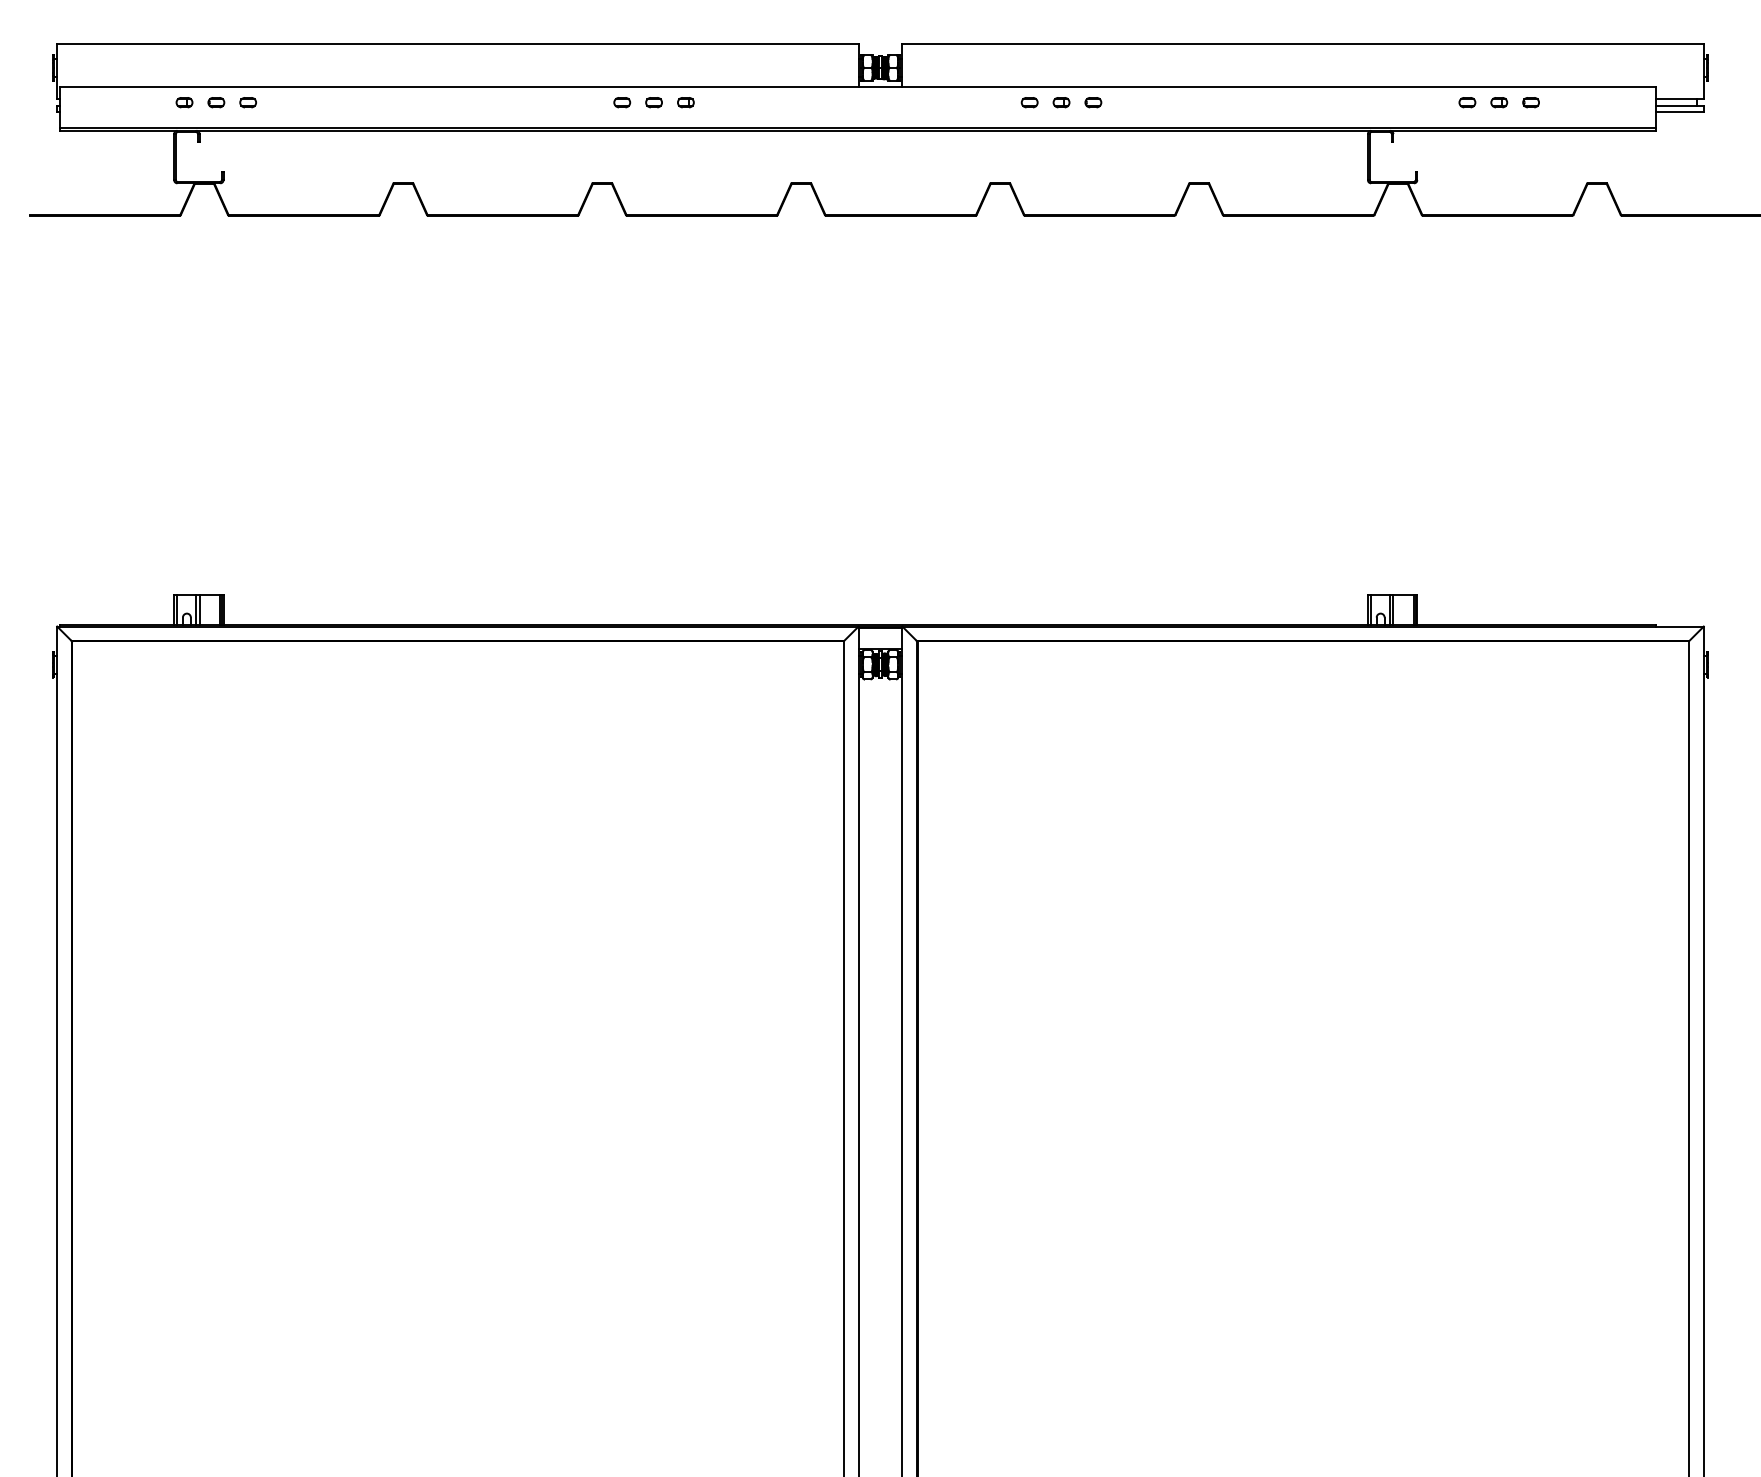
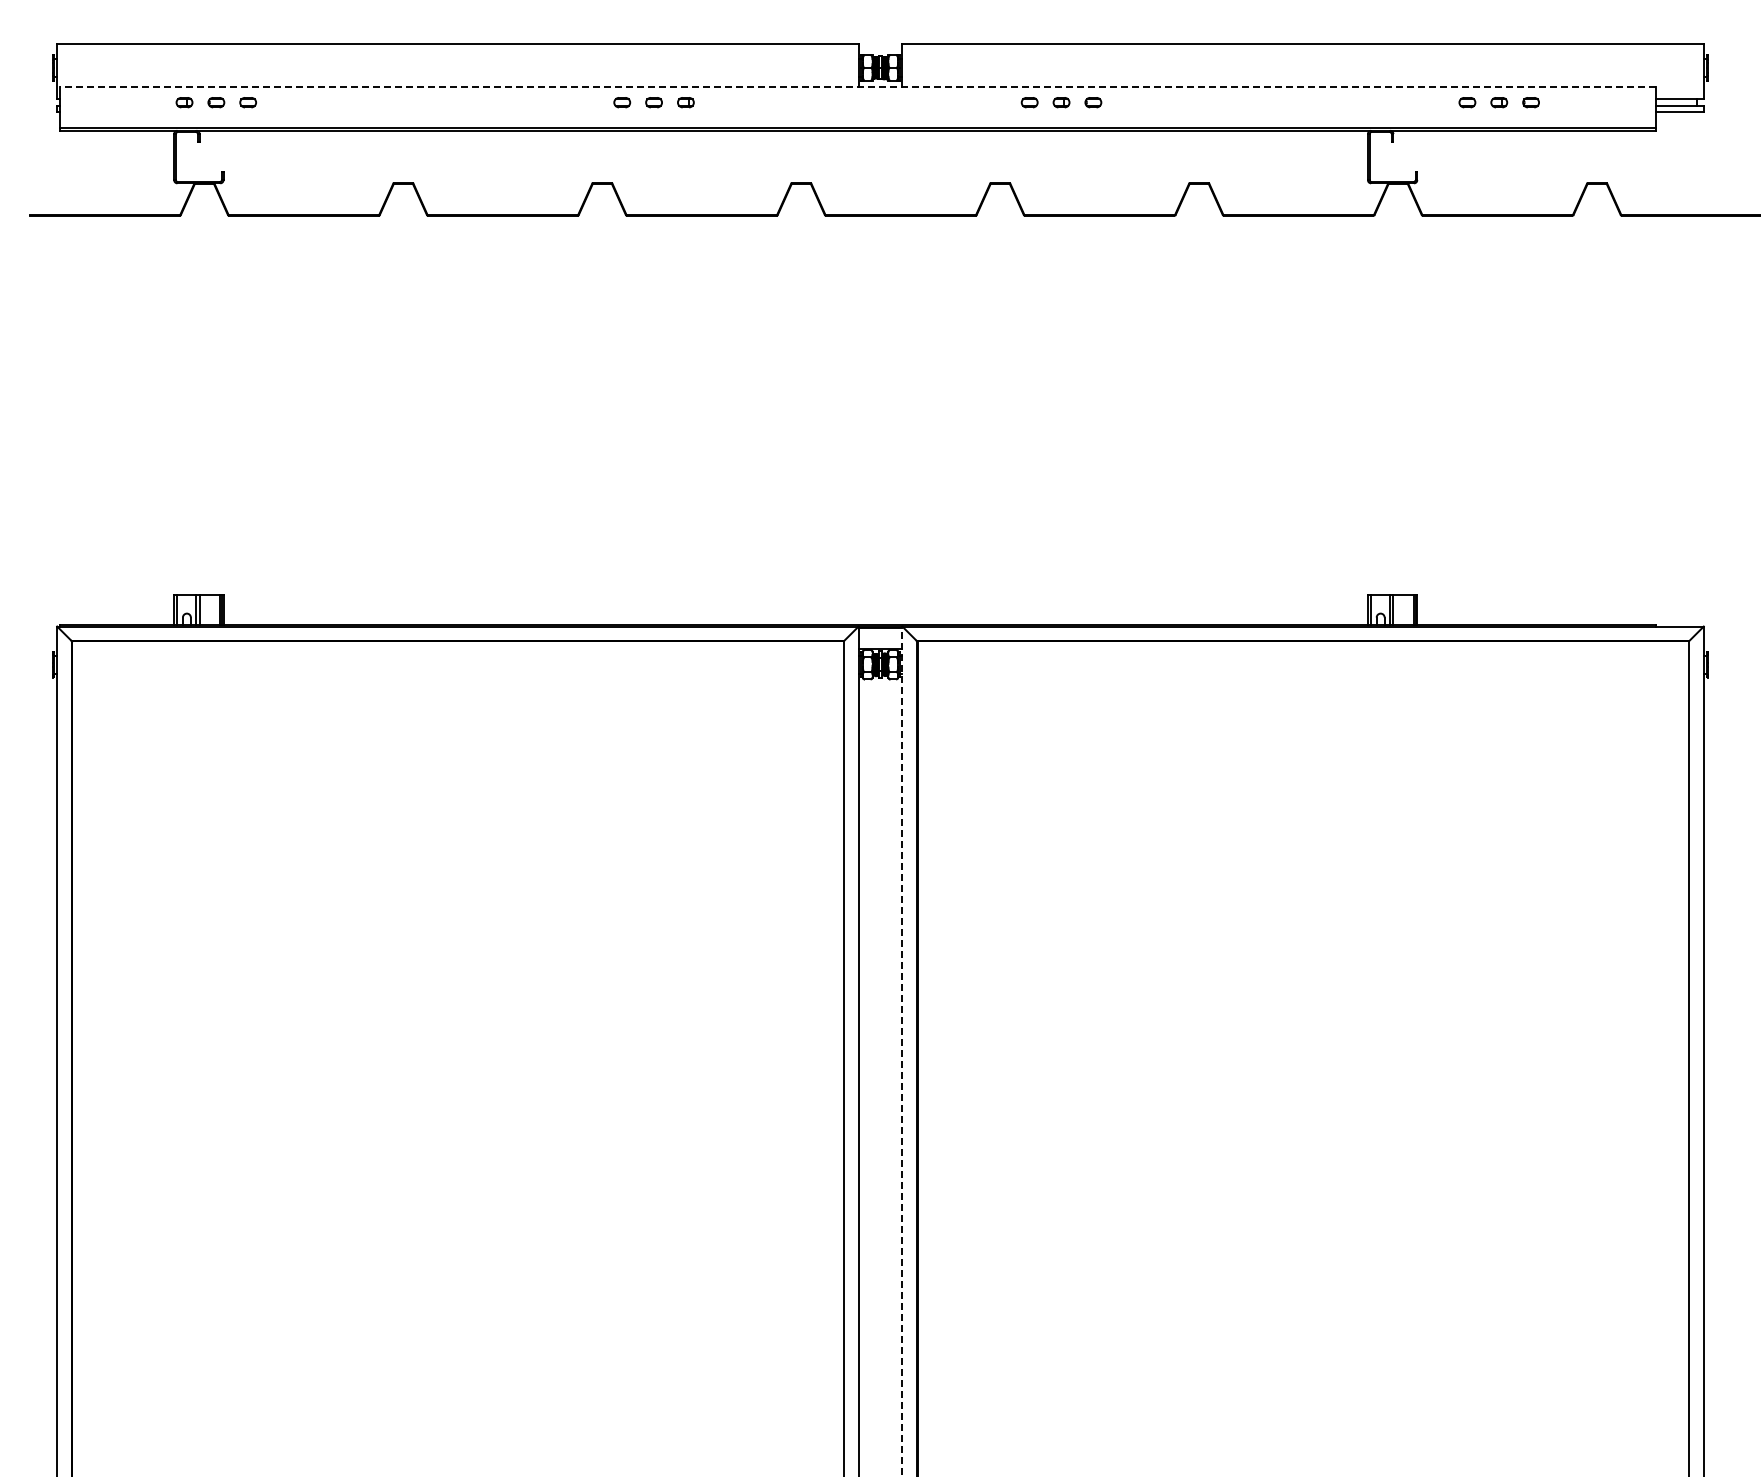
line: solid -> dashed (857, 87)
line: solid -> dashed (902, 1051)
